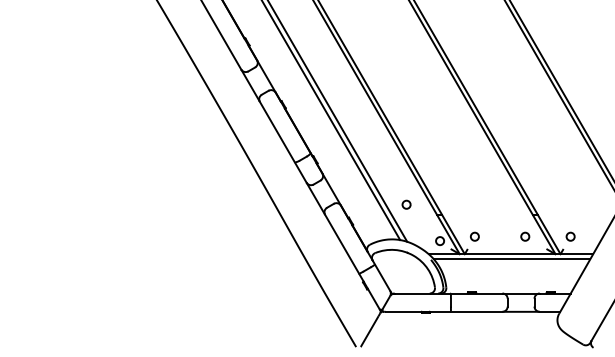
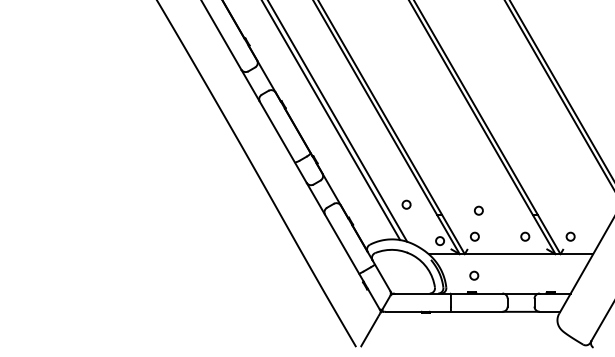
circle: none -> present (478, 210)
line: present -> none (511, 259)
circle: none -> present (474, 275)
